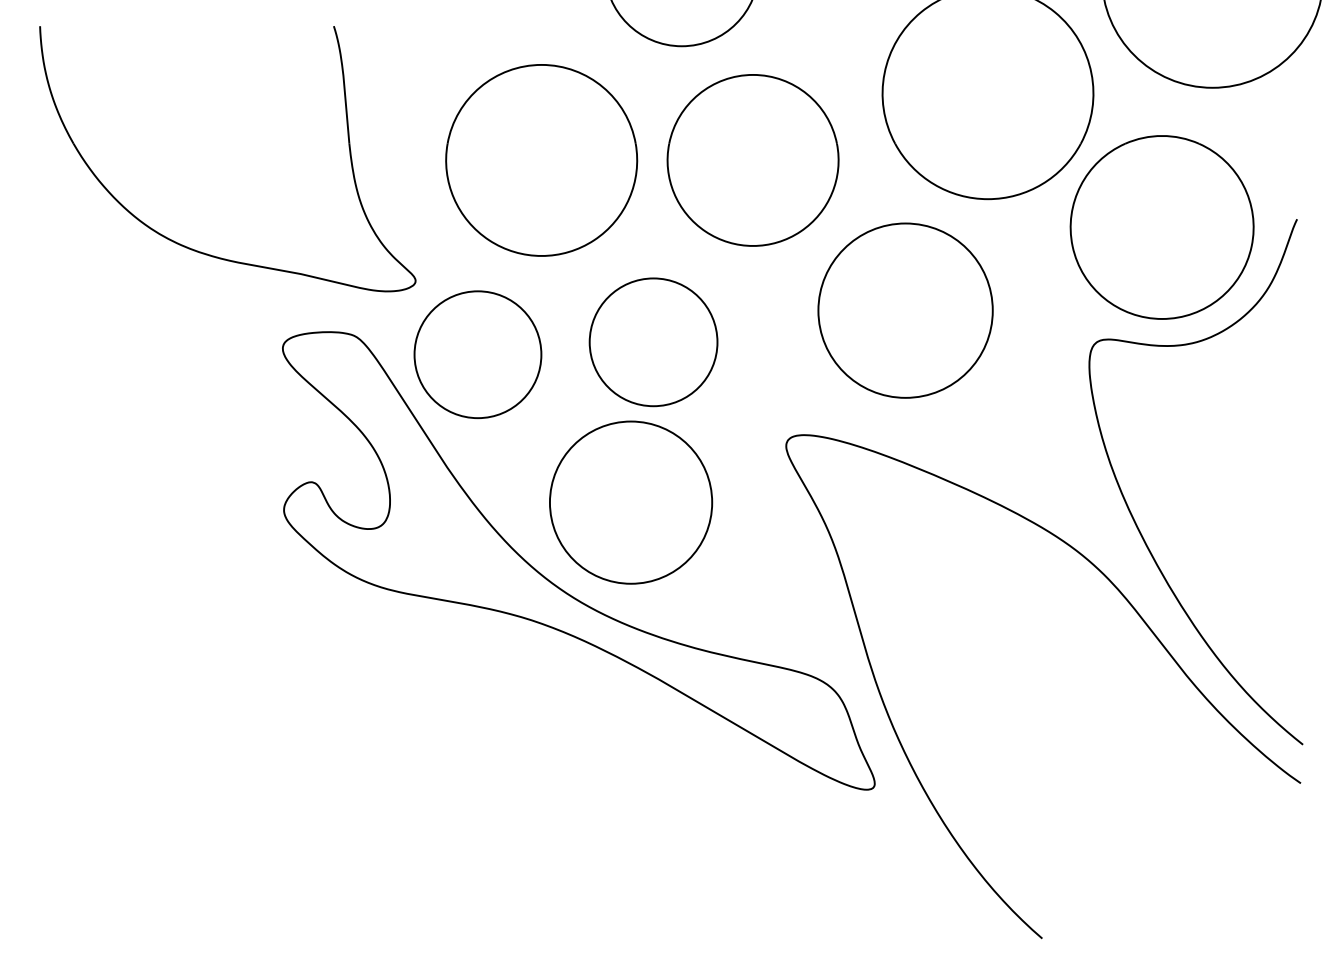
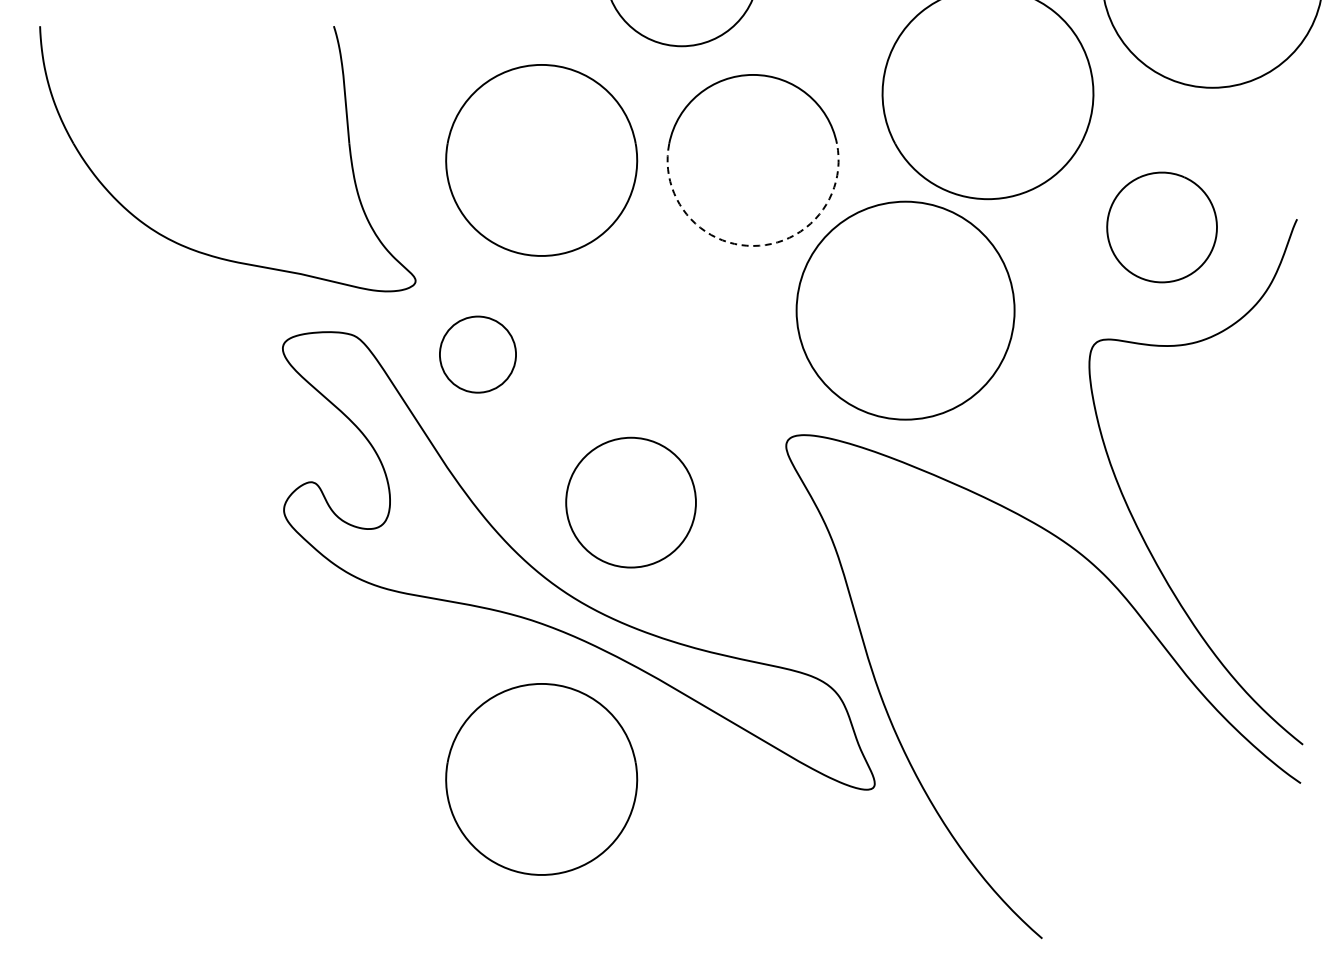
part size: 186x185 px -> 112x113 px (1161, 227)
arc: solid -> dashed (753, 245)
circle diameter: 174 px -> 218 px (905, 310)
circle: present -> none (653, 342)
circle size: 130x129 px -> 78x79 px (477, 354)
circle diameter: 162 px -> 130 px (630, 502)
part: none -> present (541, 779)
